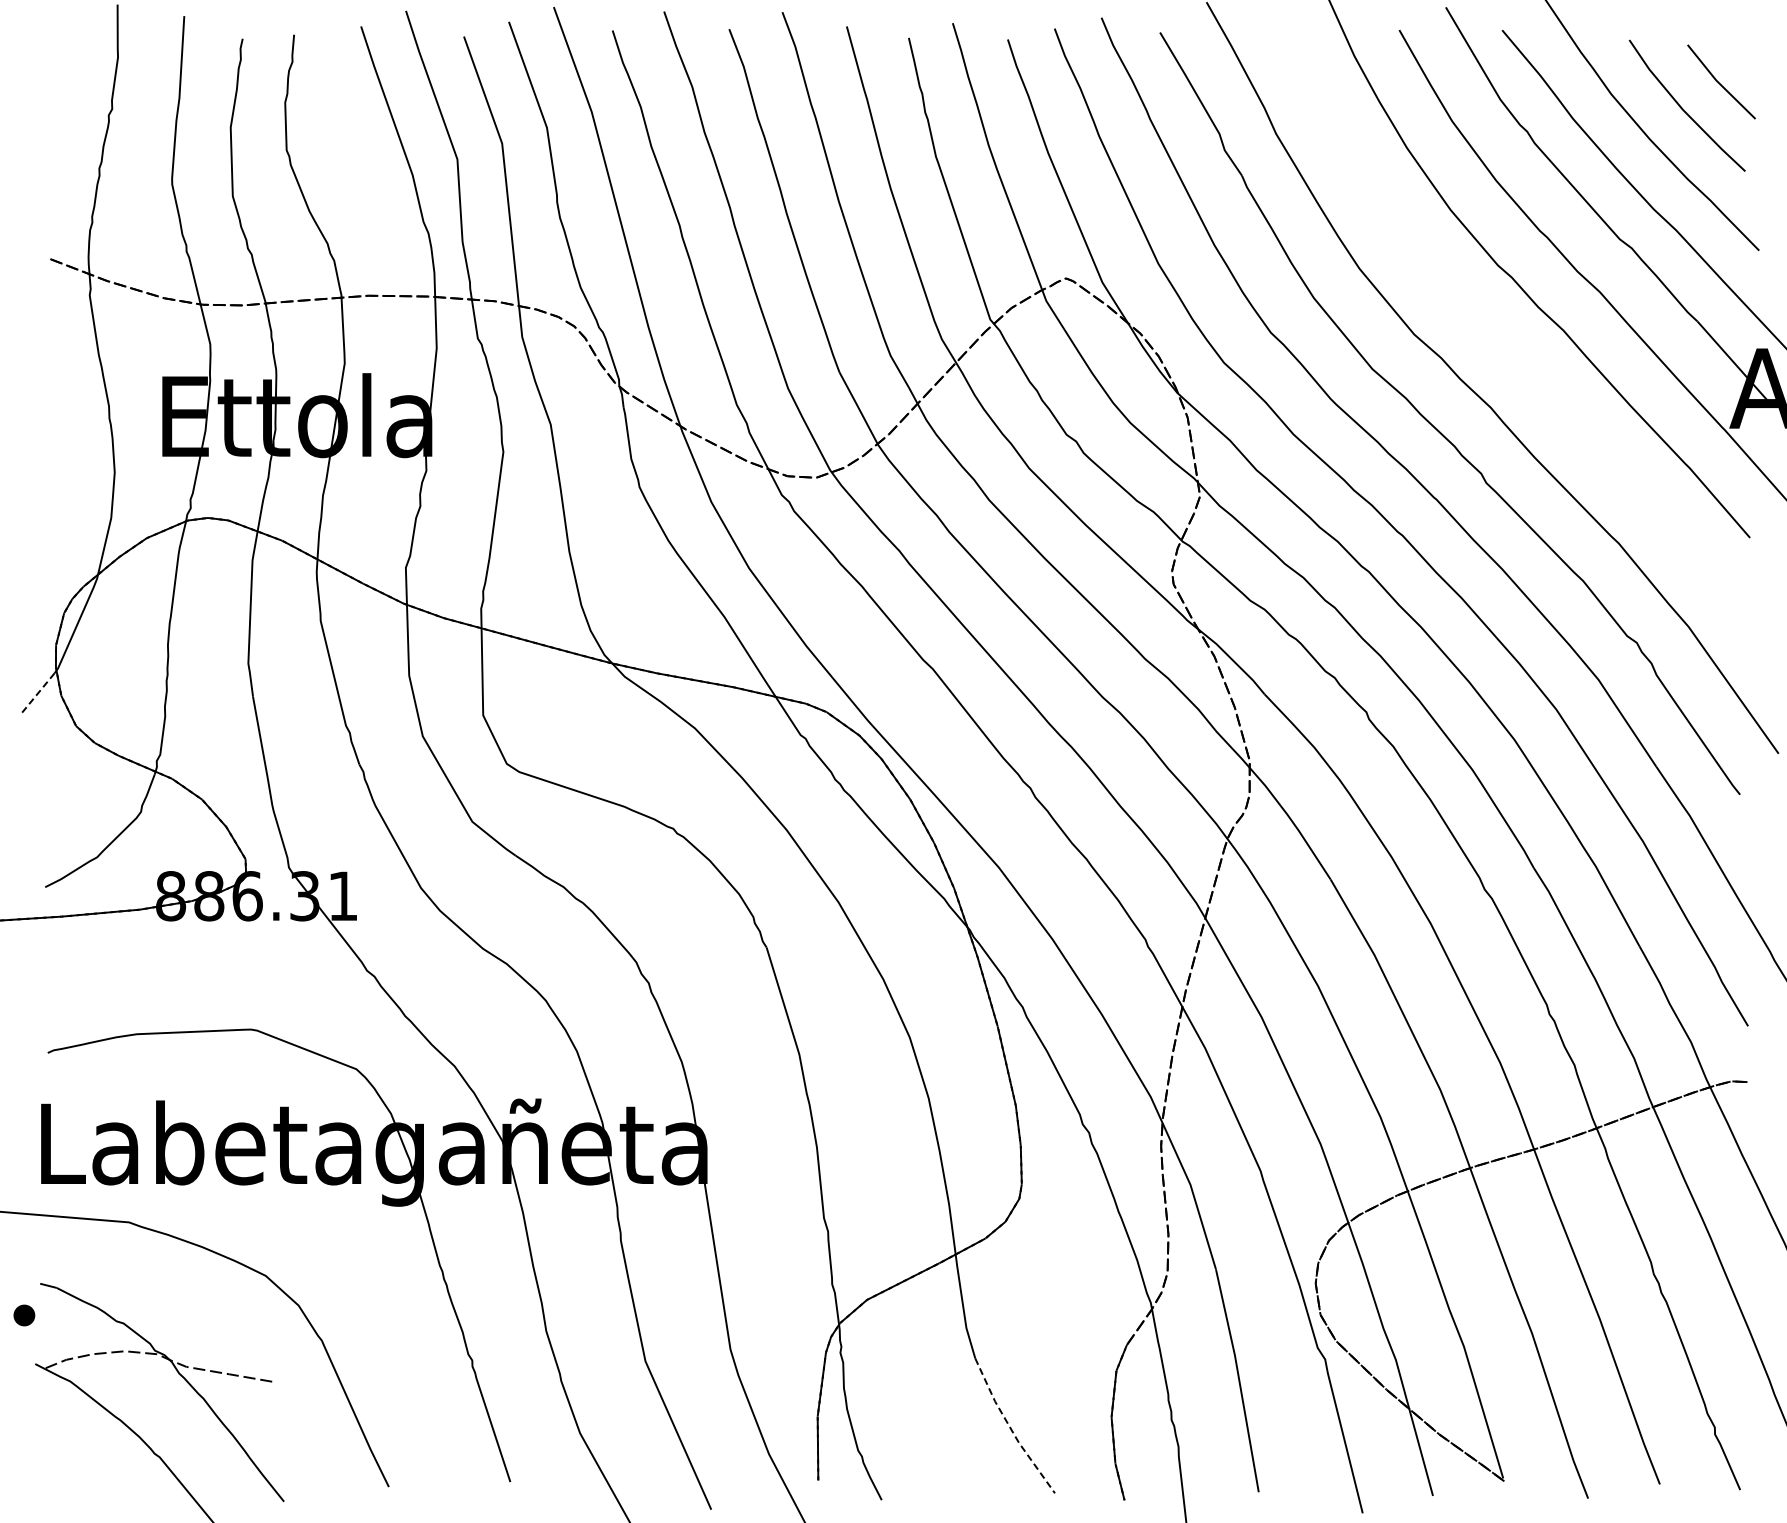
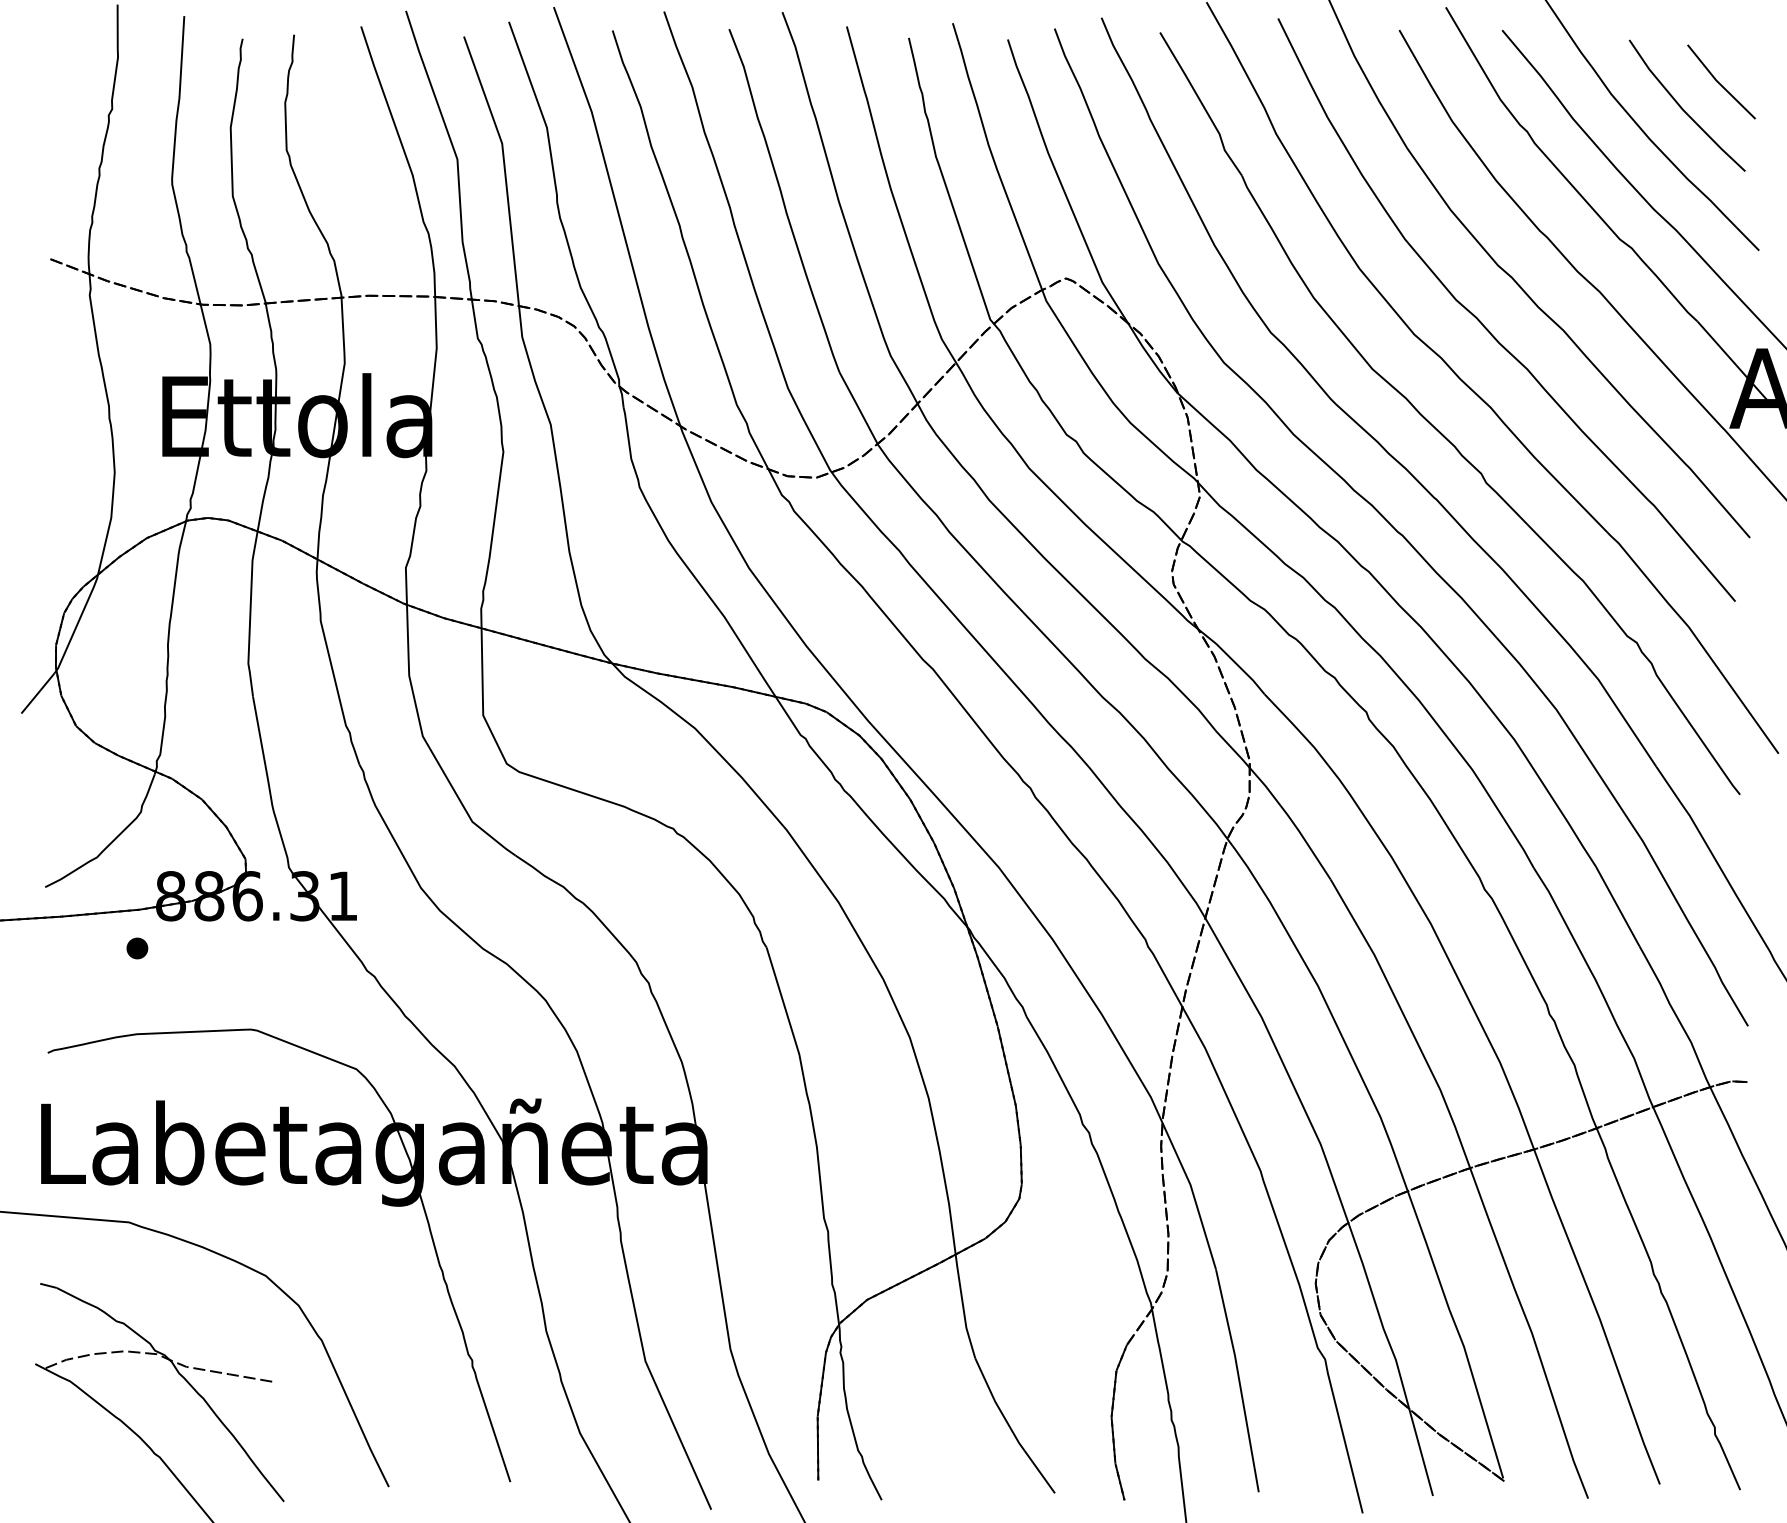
curve: none -> present (1487, 328)
line: dashed -> solid (37, 693)
part position: (24, 1315) -> (137, 948) (137, 948)
line: dashed -> solid (1010, 1428)
